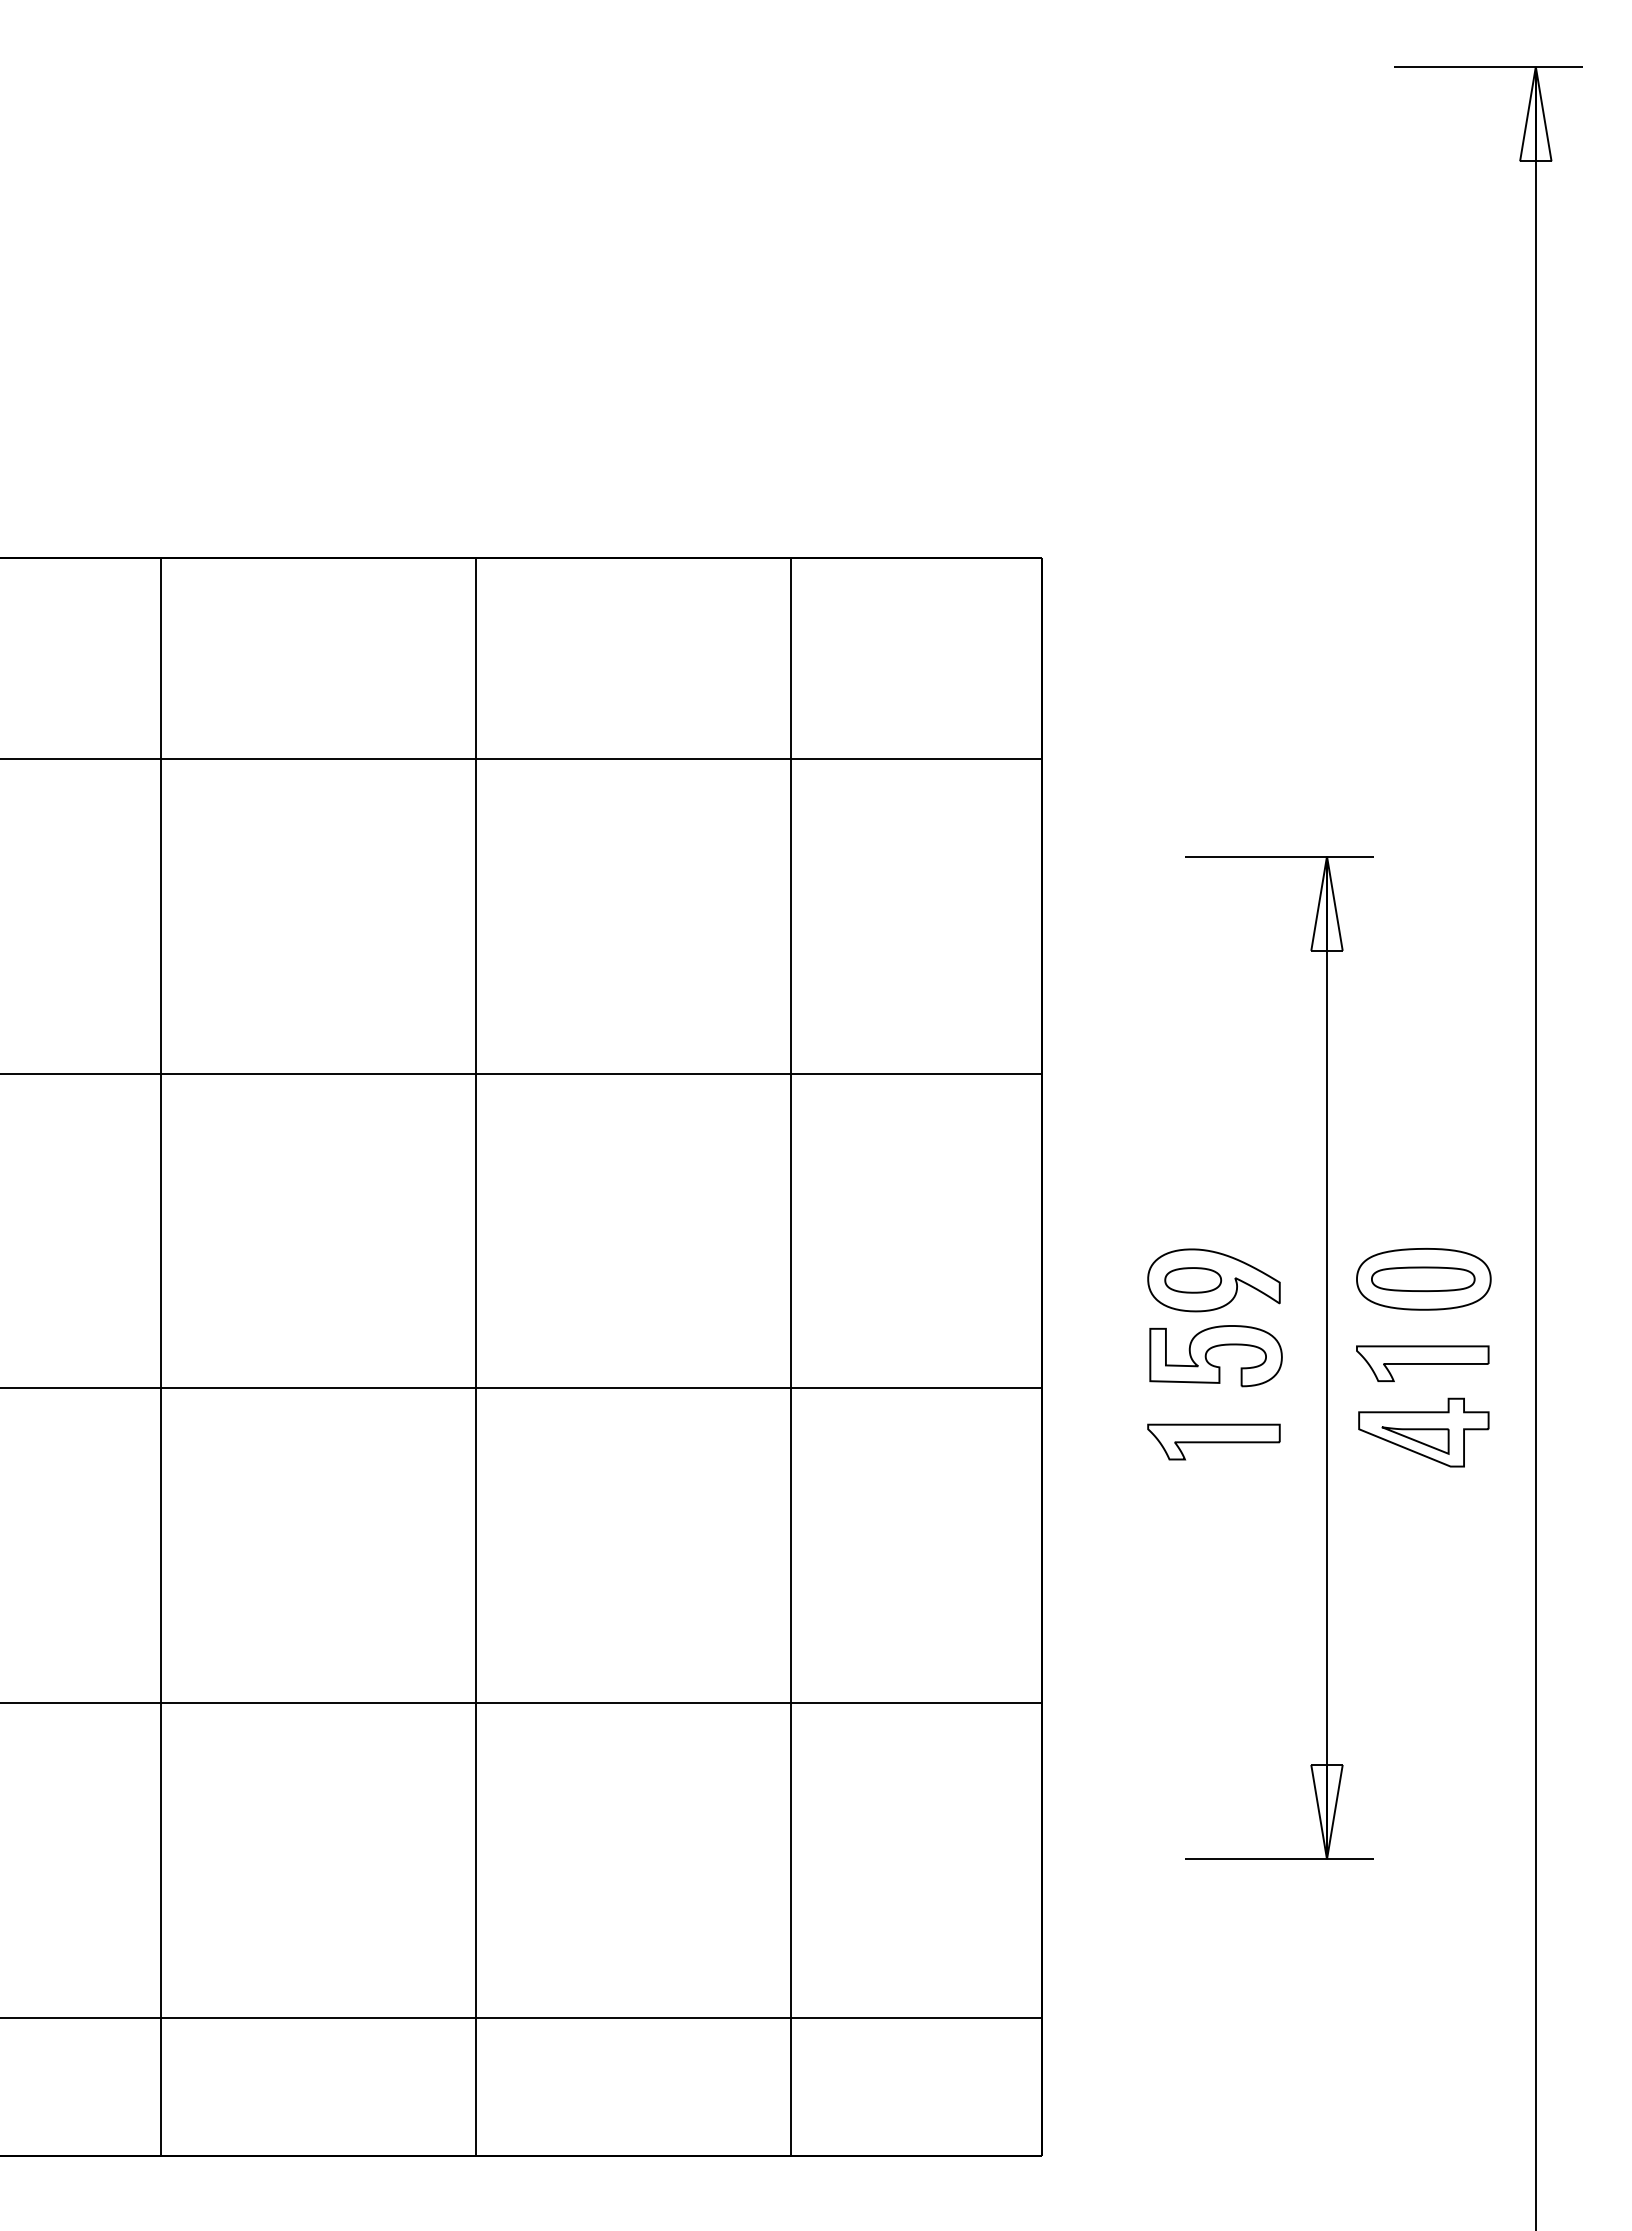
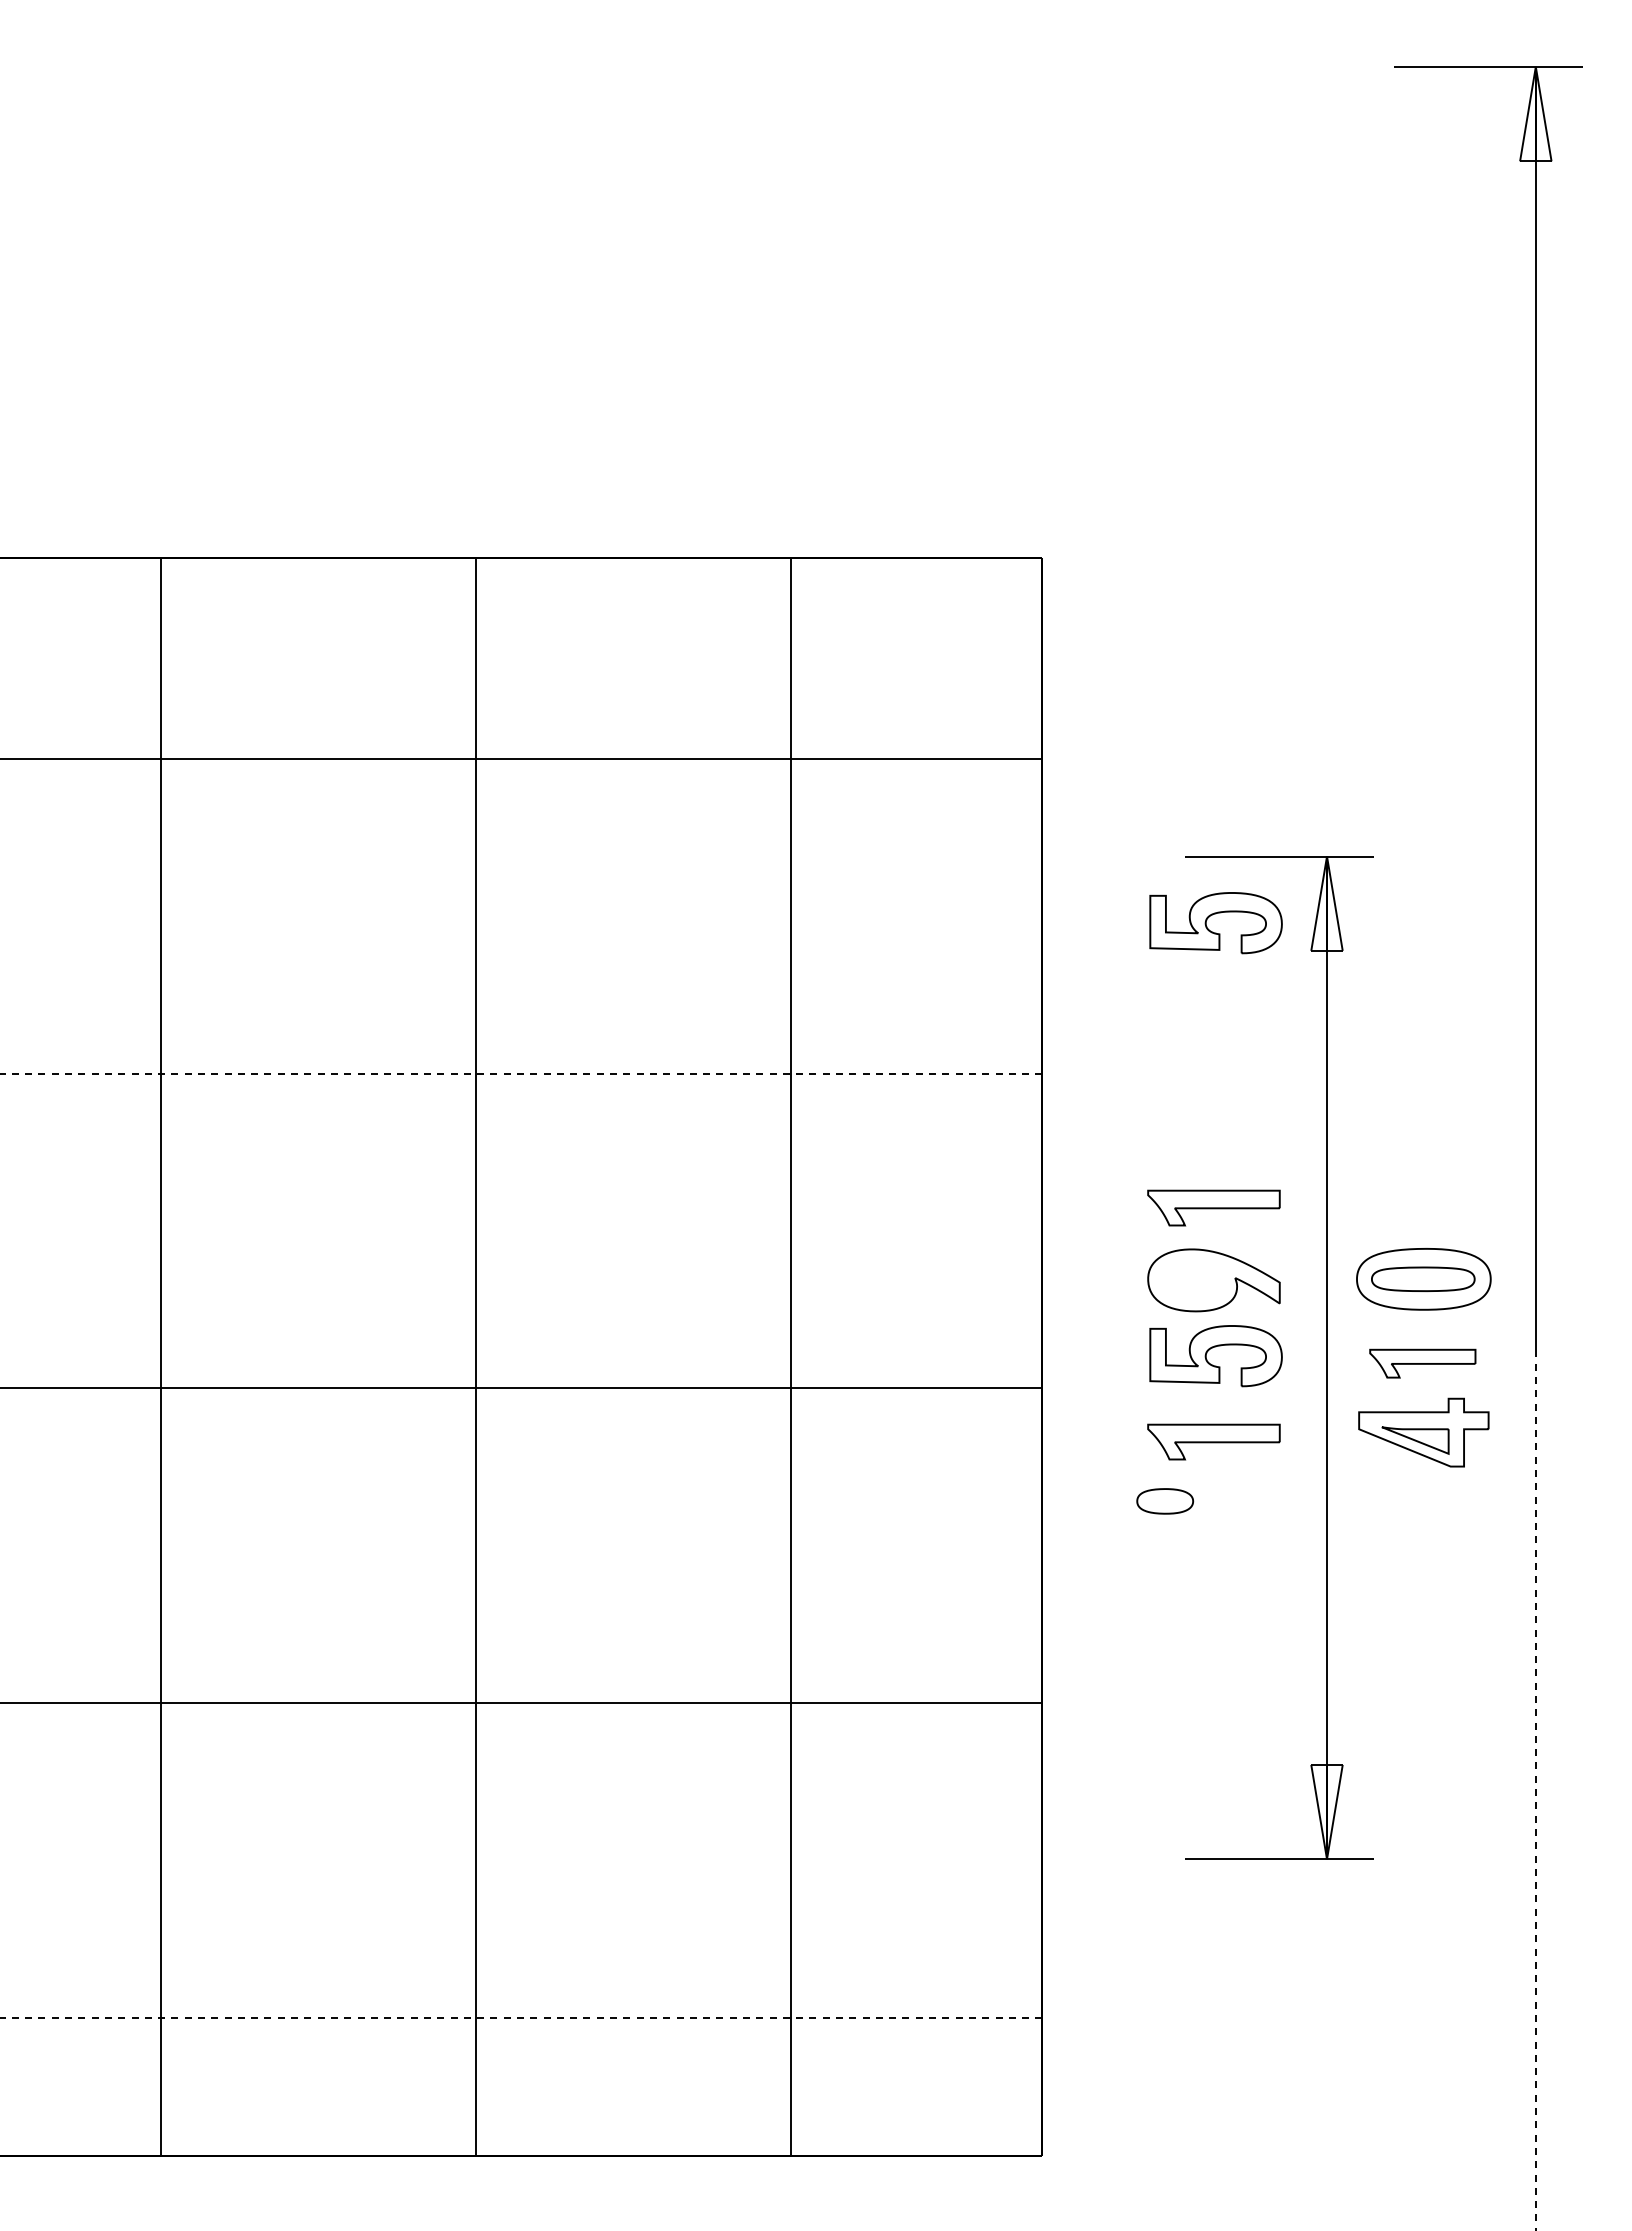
part: none -> present (1209, 917)
line: solid -> dashed (521, 1073)
part: none -> present (1213, 1207)
part position: (1193, 1280) -> (1165, 1501) (1165, 1501)
part size: 134x37 px -> 108x31 px (1422, 1363)
line: solid -> dashed (1535, 1793)
line: solid -> dashed (521, 2017)
